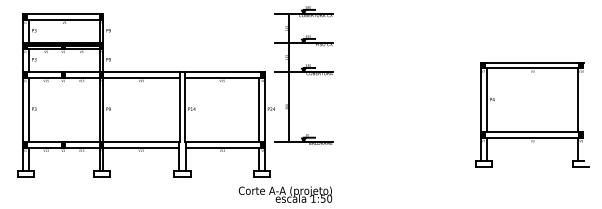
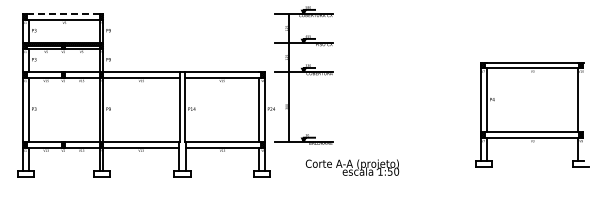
line: solid -> dashed (64, 13)
text position: (285, 194) -> (352, 167) (352, 167)
